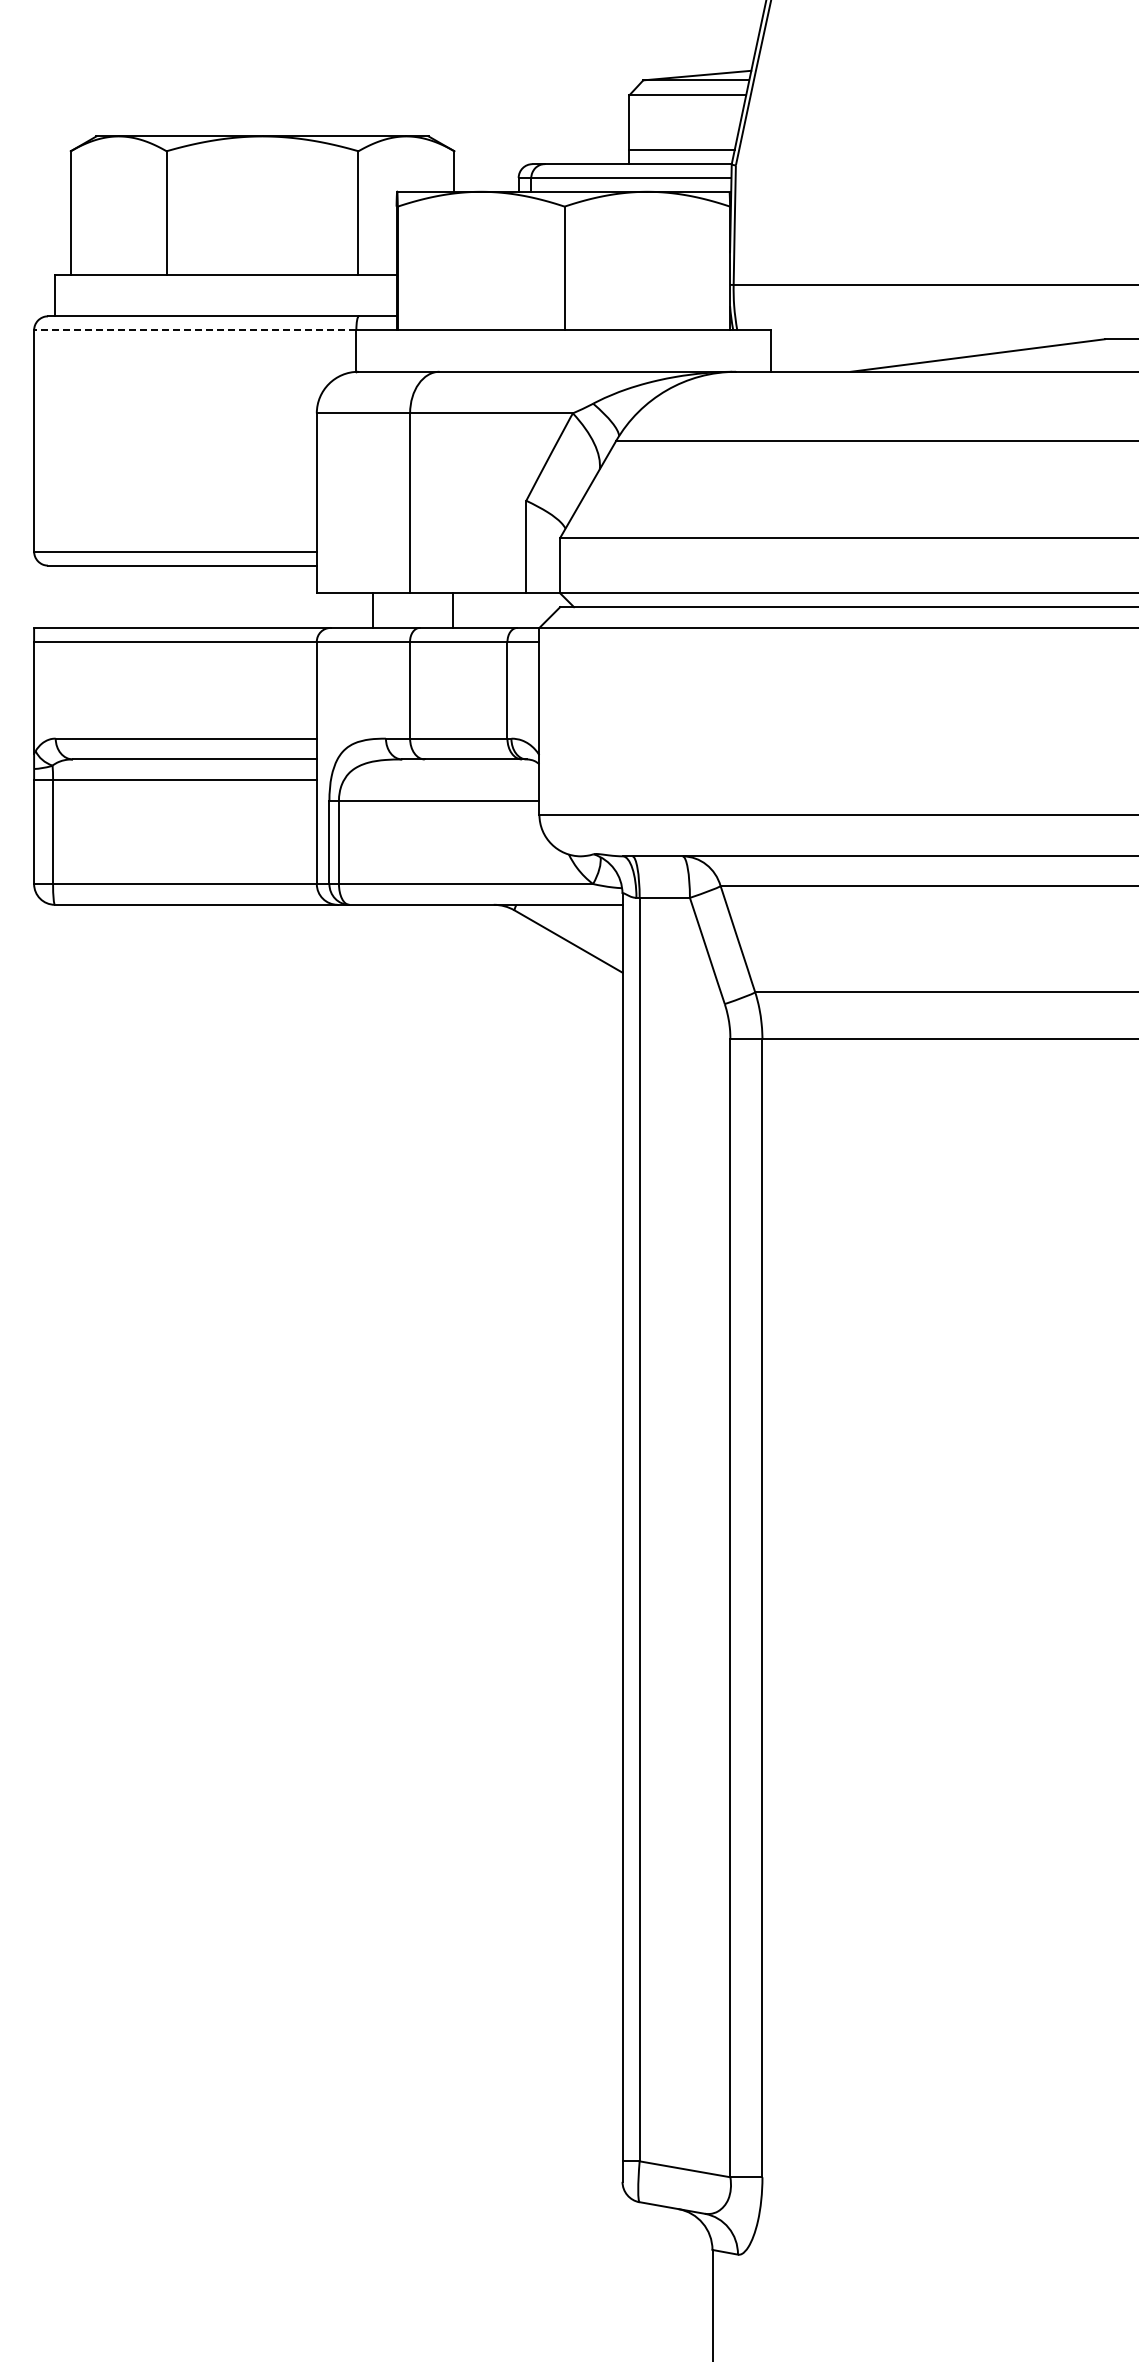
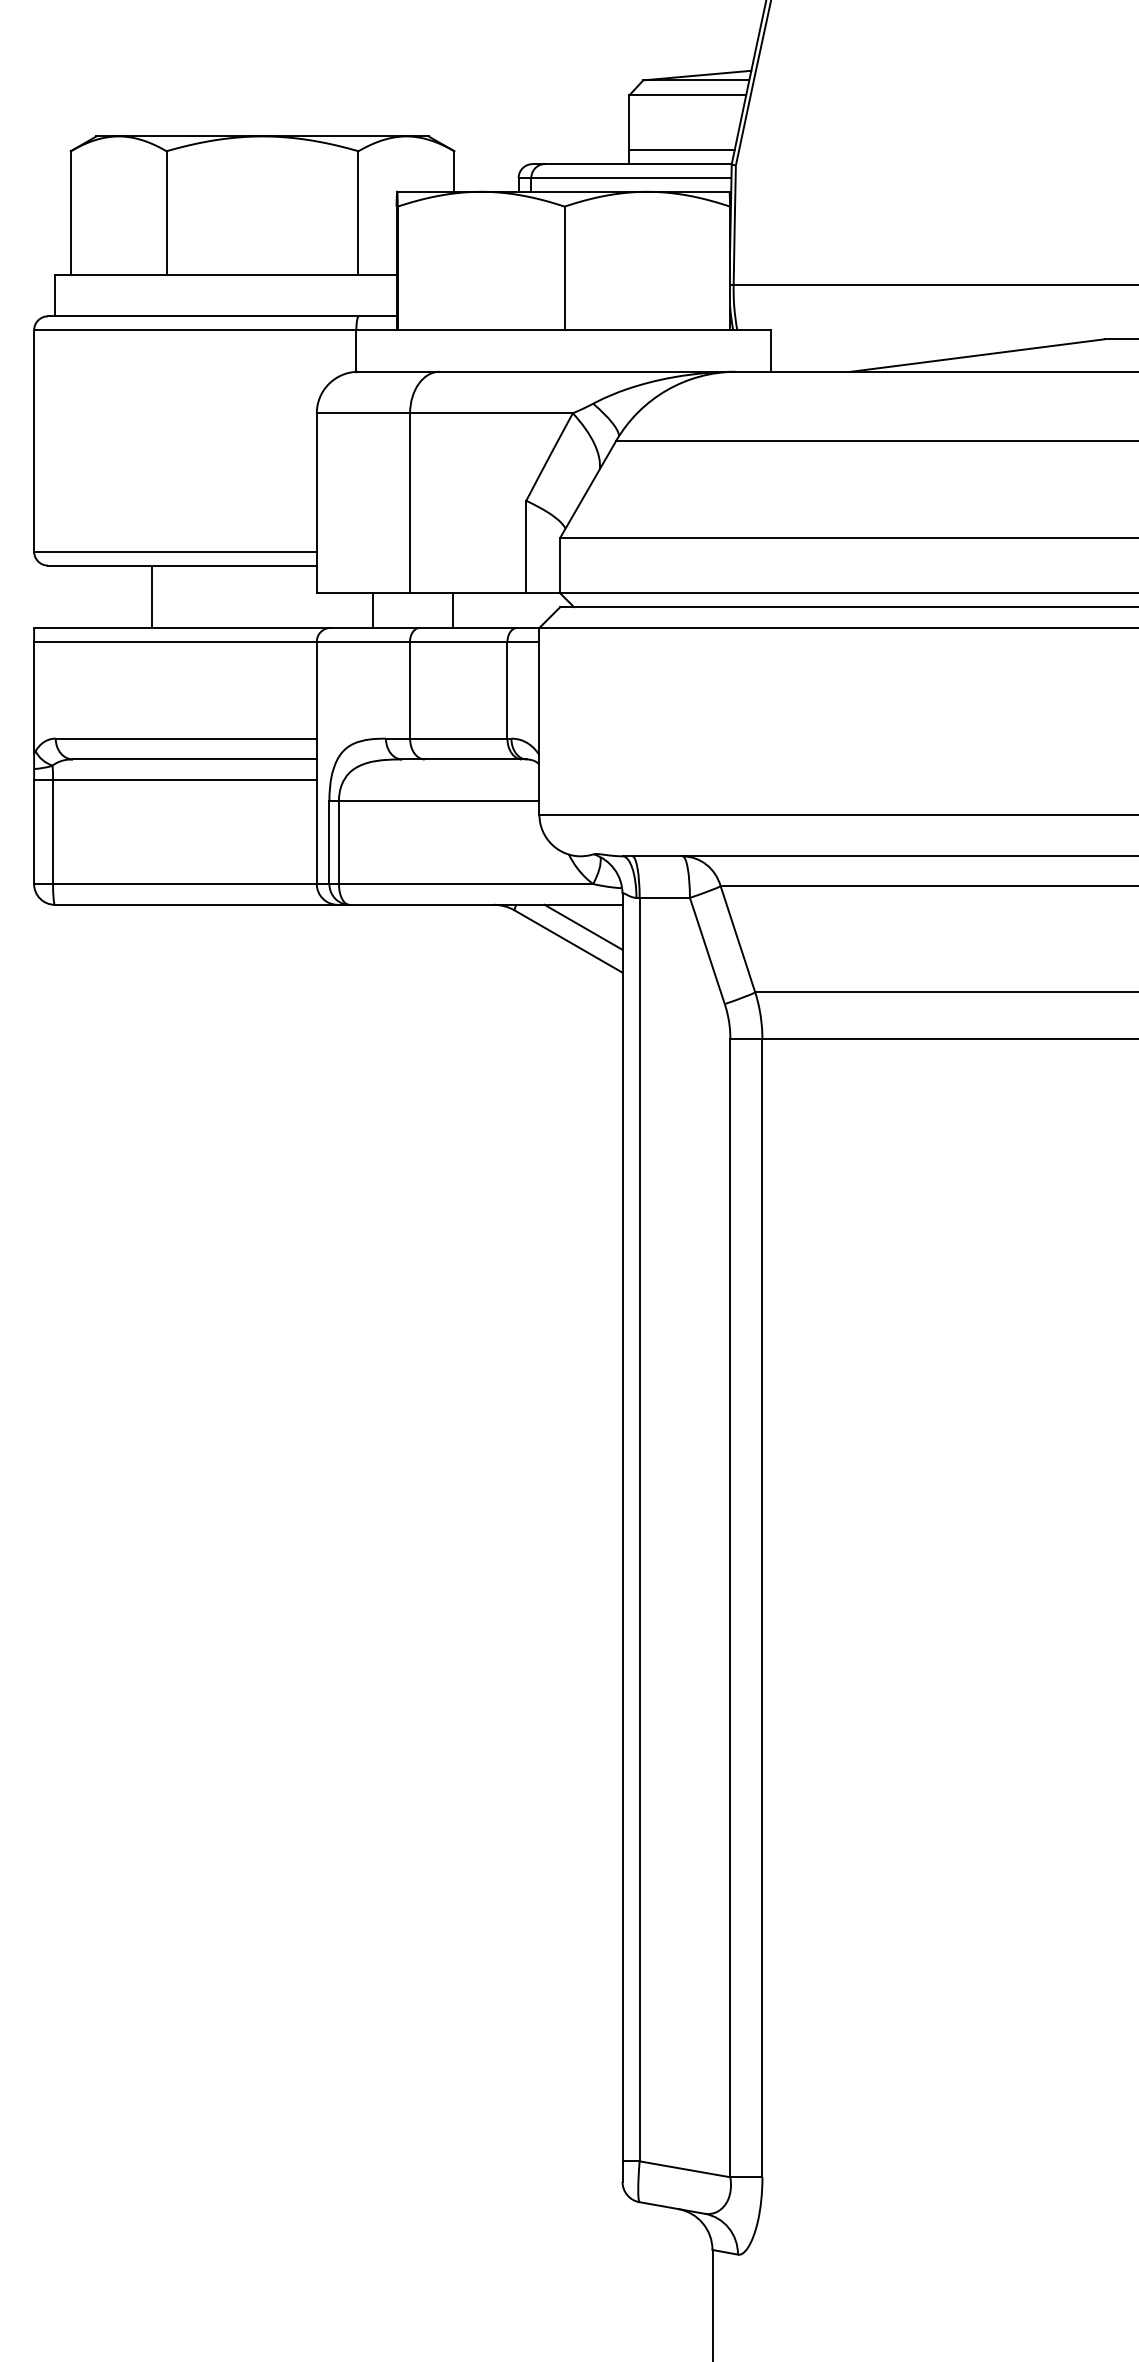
line: dashed -> solid (194, 330)
line: none -> present (151, 596)
line: none -> present (583, 926)
